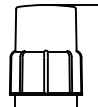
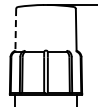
line: solid -> dashed (15, 29)
